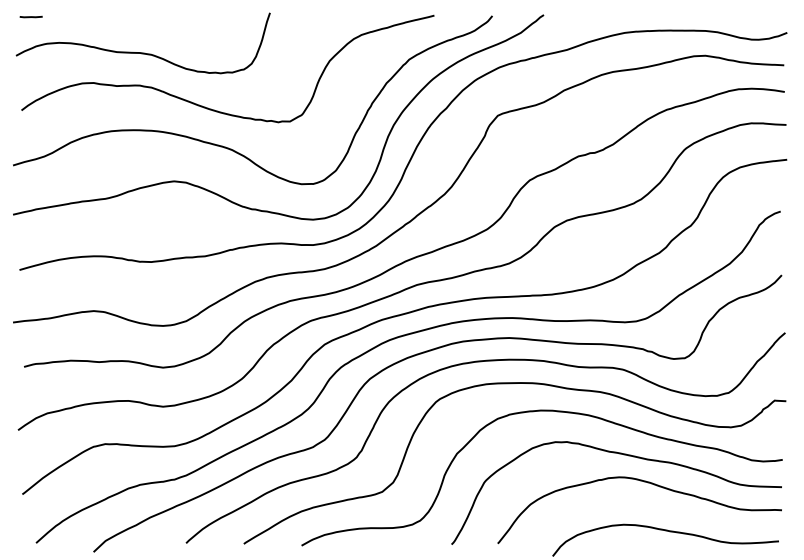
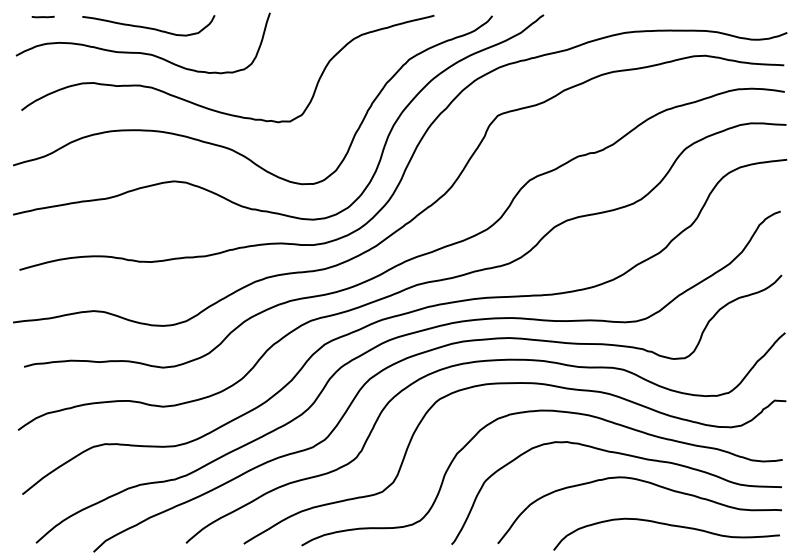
line position: (30, 16) -> (42, 16) (42, 16)
curve: none -> present (148, 27)
curve position: (665, 531) -> (666, 525) (666, 525)
